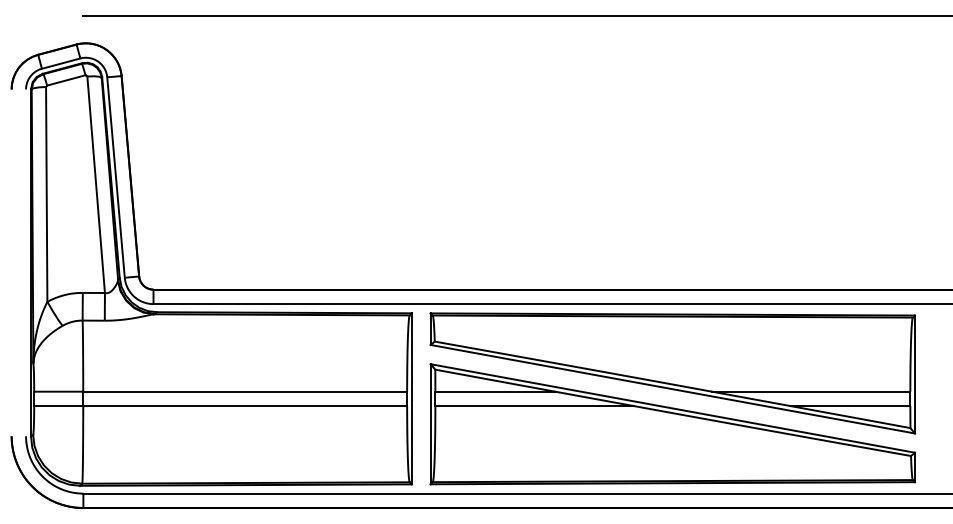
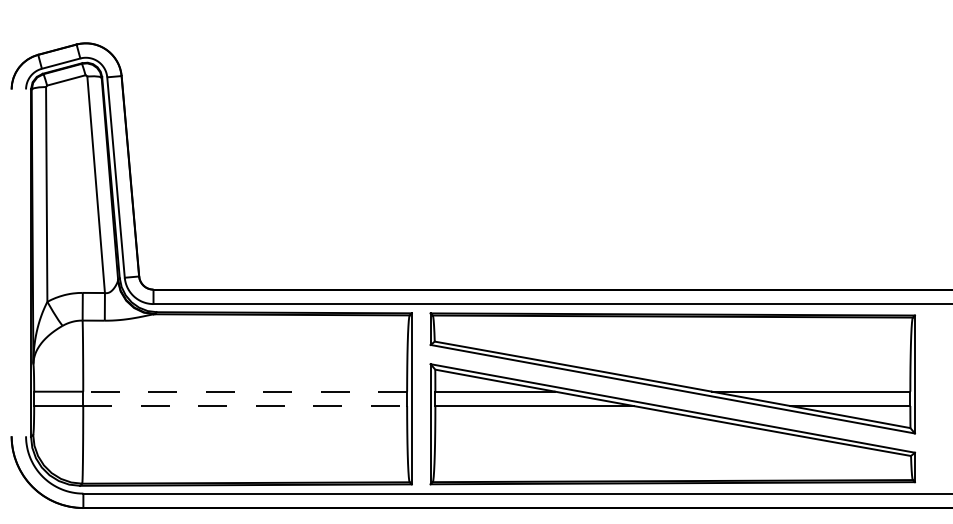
line: present -> none (516, 15)
line: solid -> dashed (245, 391)
line: solid -> dashed (245, 406)
